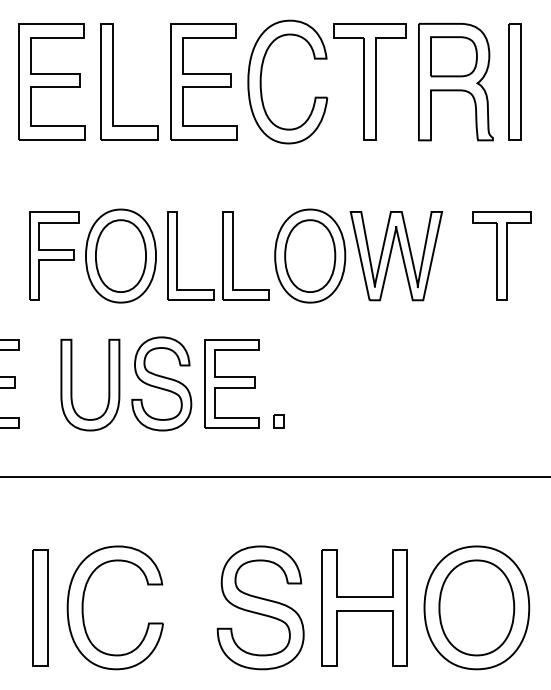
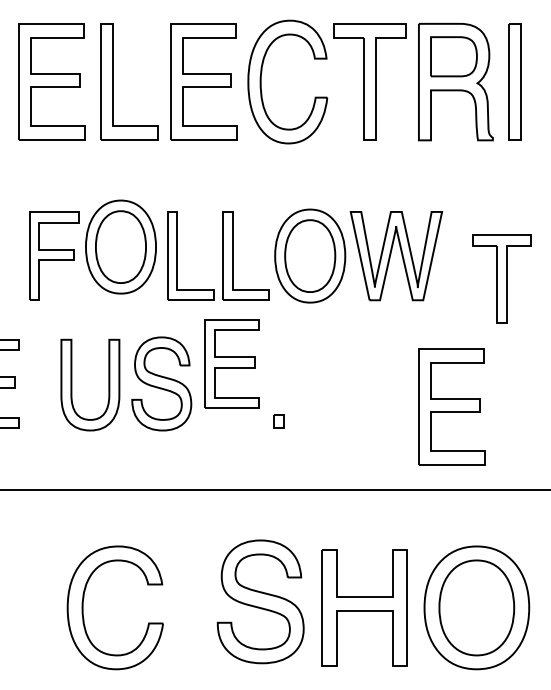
part position: (120, 255) -> (120, 246) (120, 246)
part position: (501, 255) -> (501, 278) (501, 278)
part position: (231, 383) -> (231, 363) (231, 363)
part: none -> present (451, 406)
line position: (274, 476) -> (274, 489) (274, 489)
part: present -> none (40, 607)
part position: (260, 607) -> (260, 601) (260, 601)
